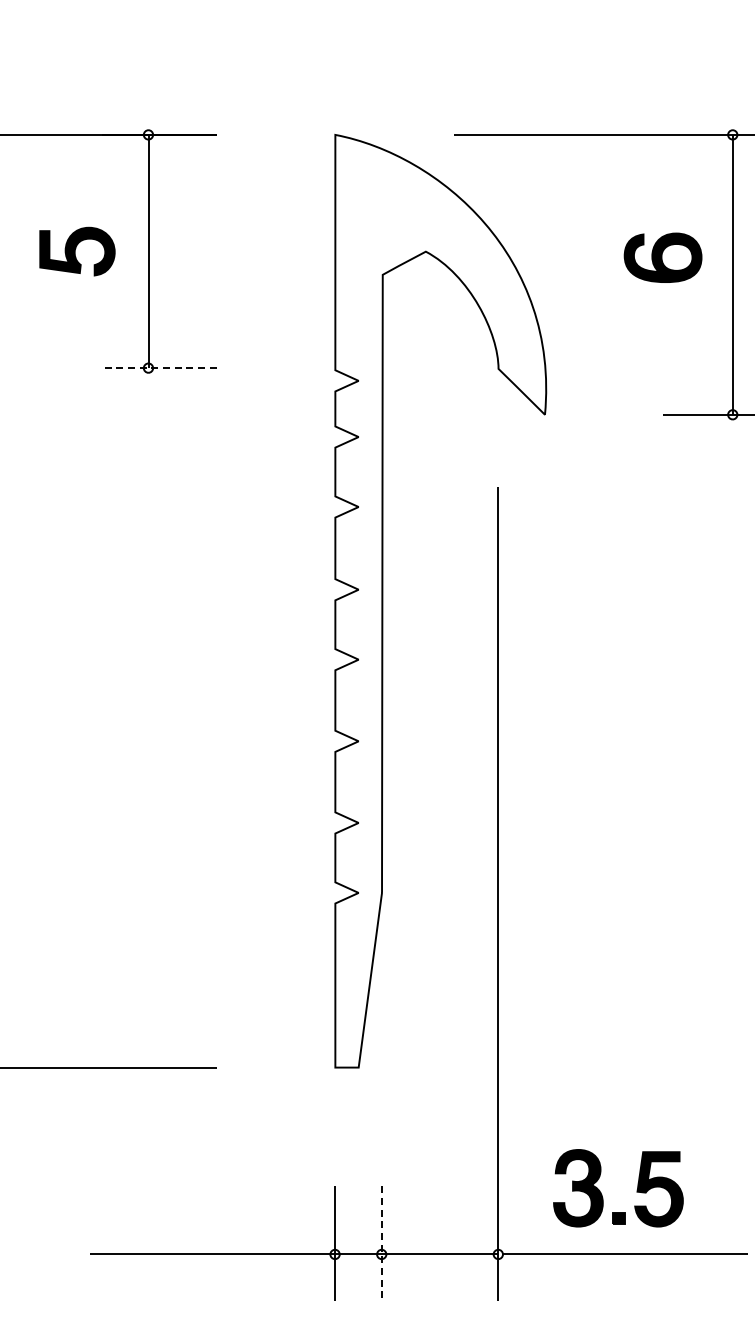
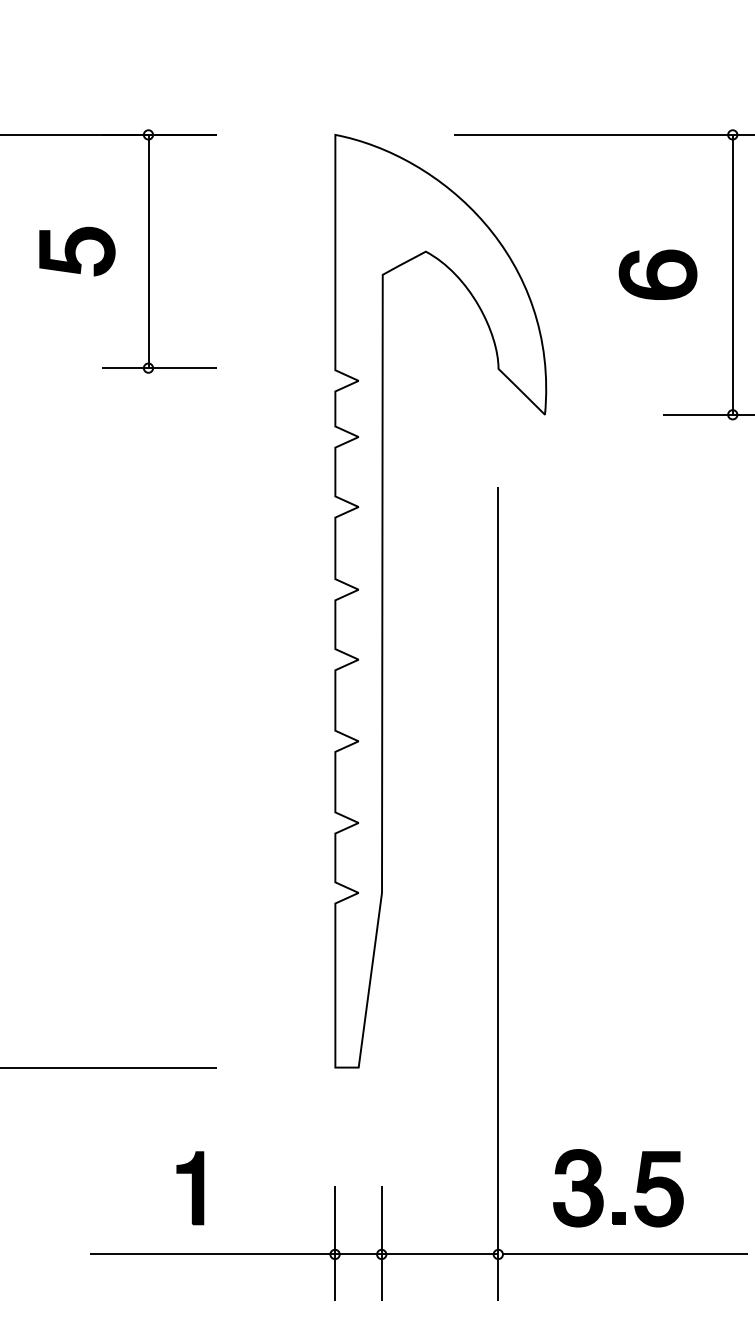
part position: (662, 257) -> (657, 274) (657, 274)
line: dashed -> solid (158, 368)
part: none -> present (190, 1188)
line: dashed -> solid (381, 1244)
